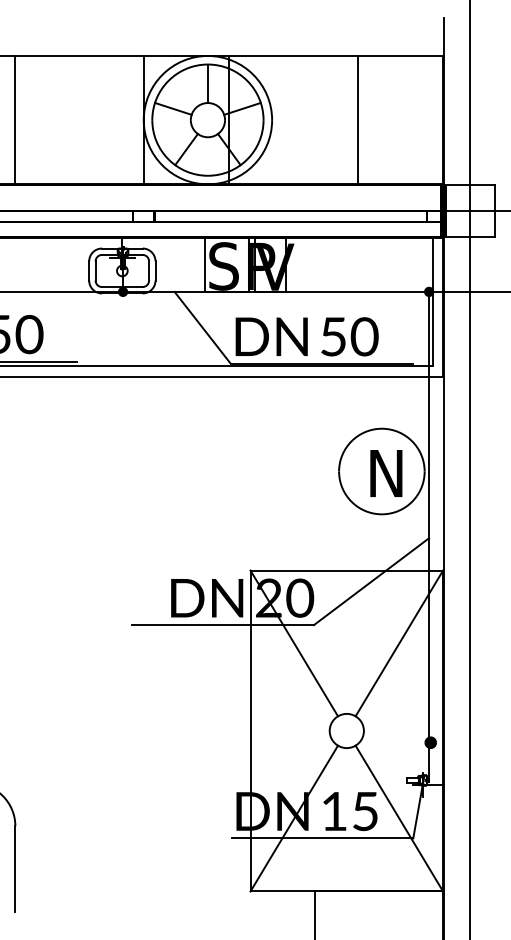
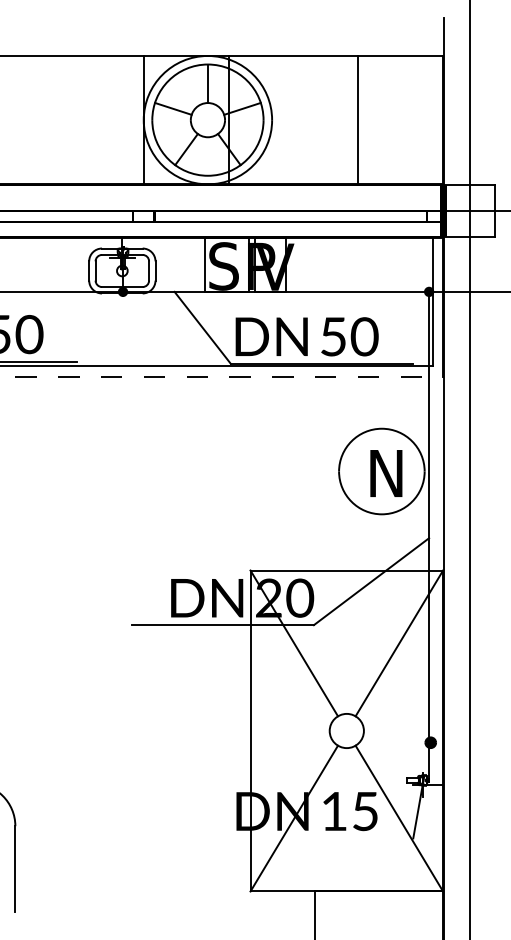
line: present -> none (15, 119)
line: solid -> dashed (222, 376)
line: present -> none (322, 838)
